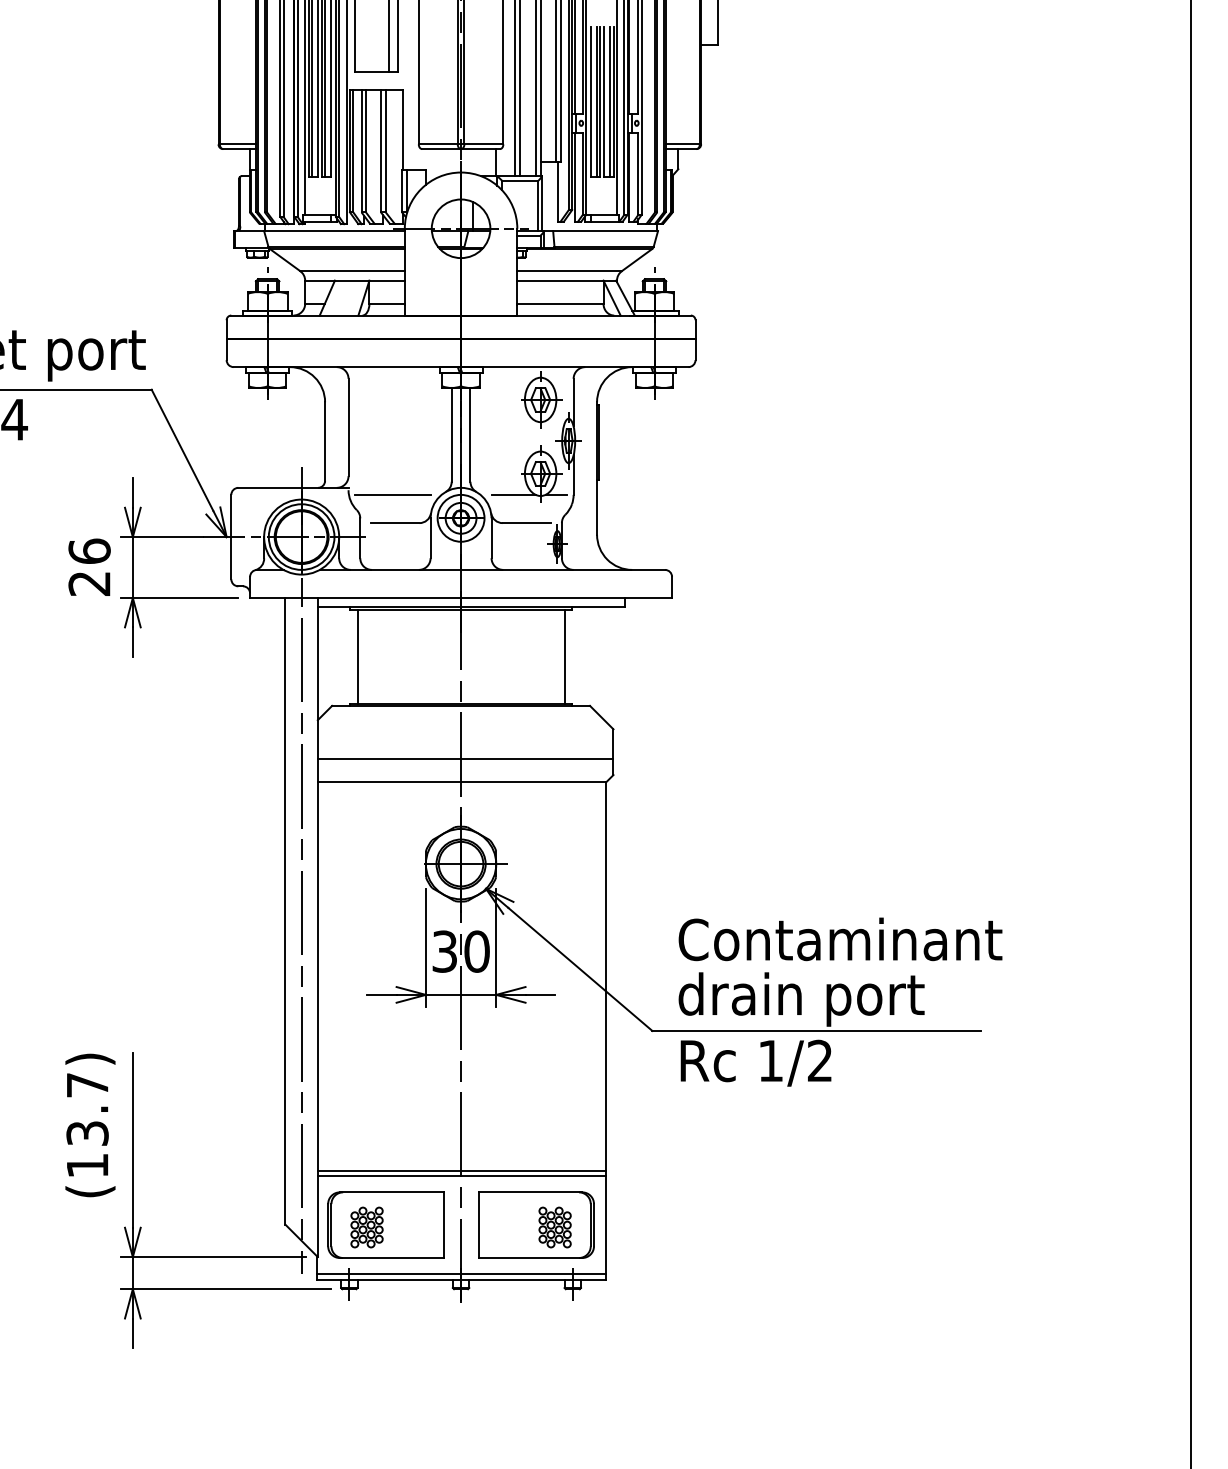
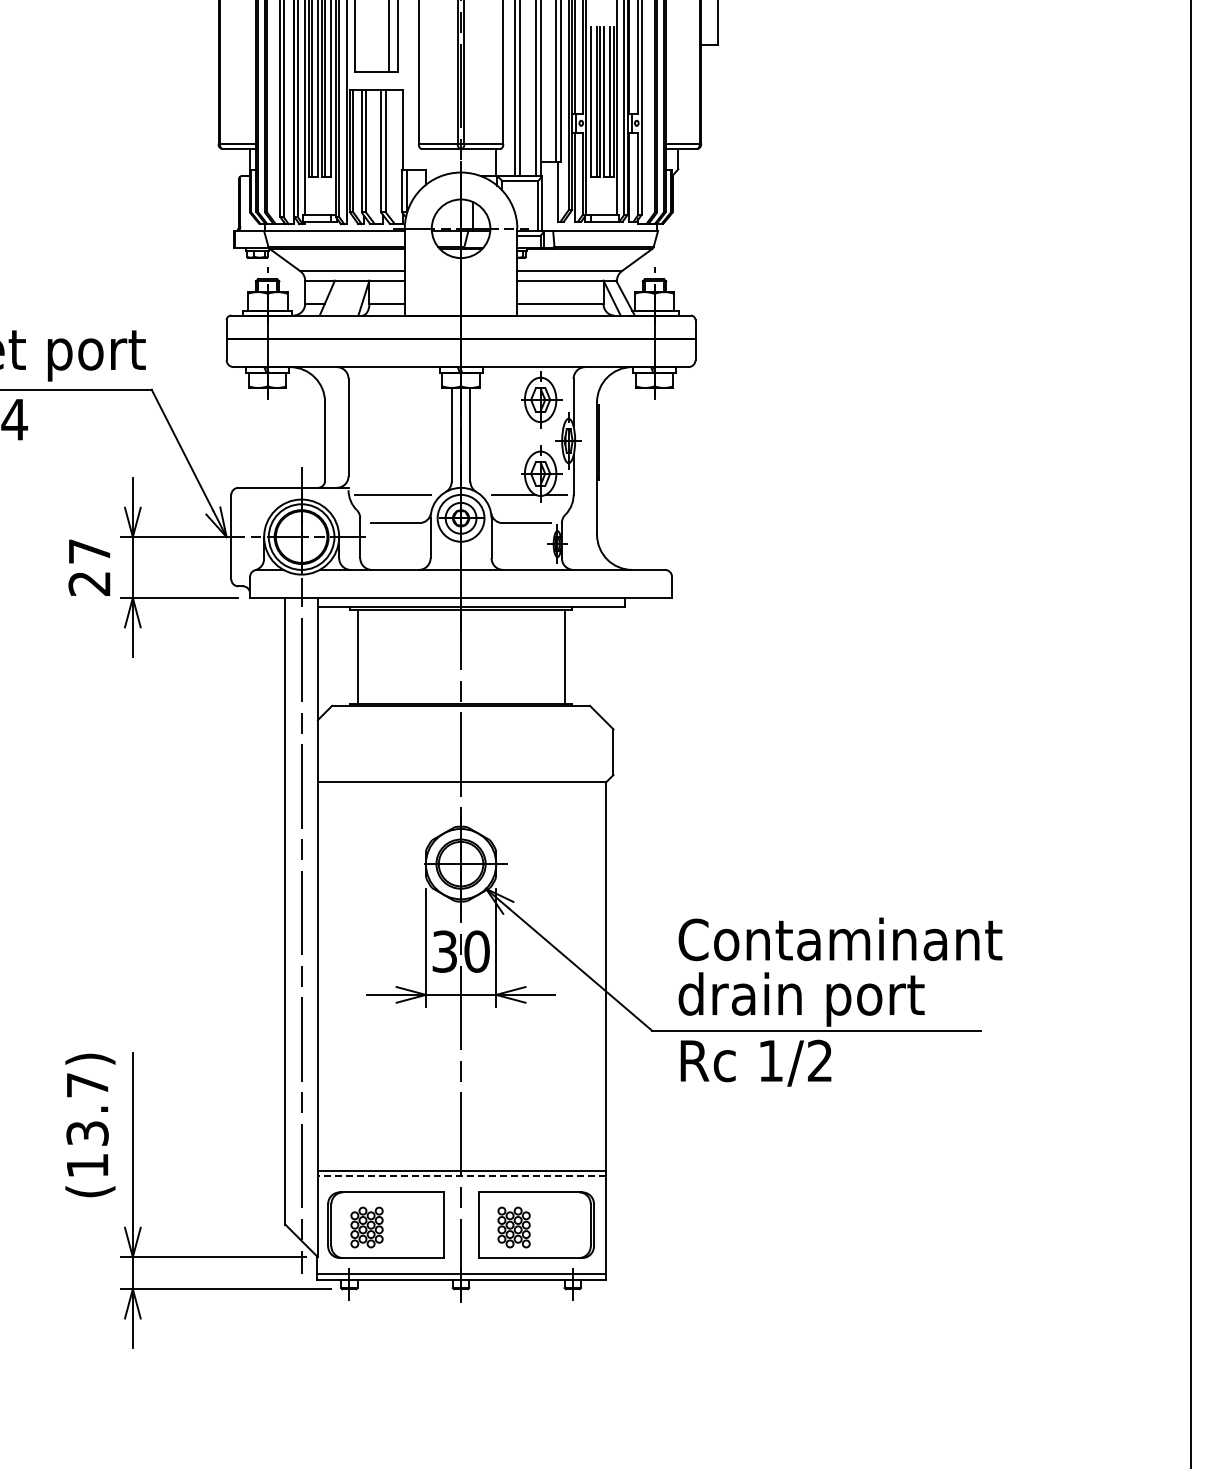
text: 26 -> 27 (89, 550)
line: present -> none (465, 758)
line: solid -> dashed (461, 1175)
part position: (554, 1227) -> (513, 1227) (513, 1227)
